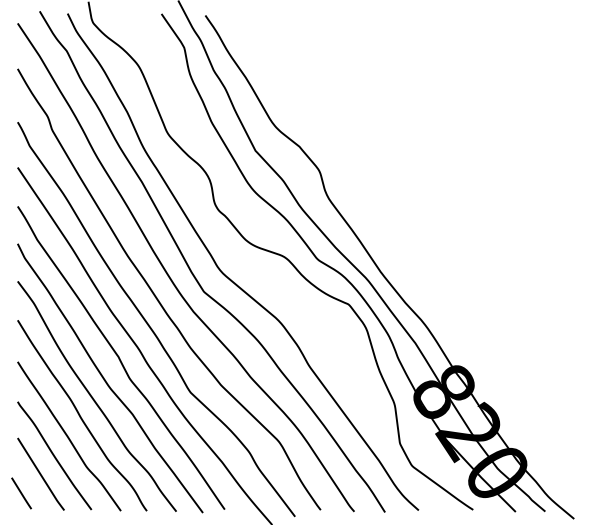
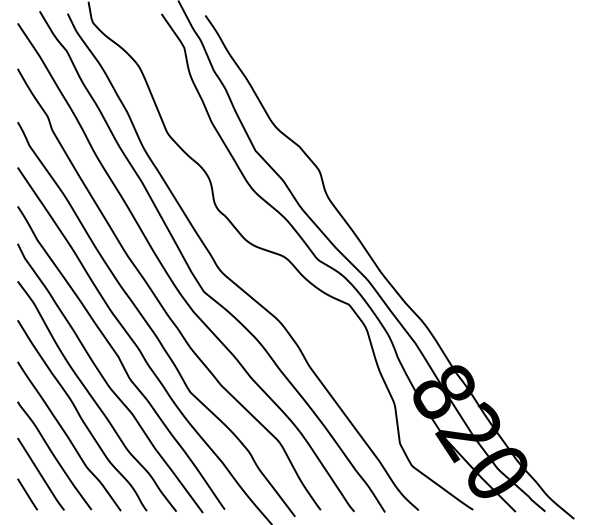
line position: (21, 493) -> (27, 494) (27, 494)
